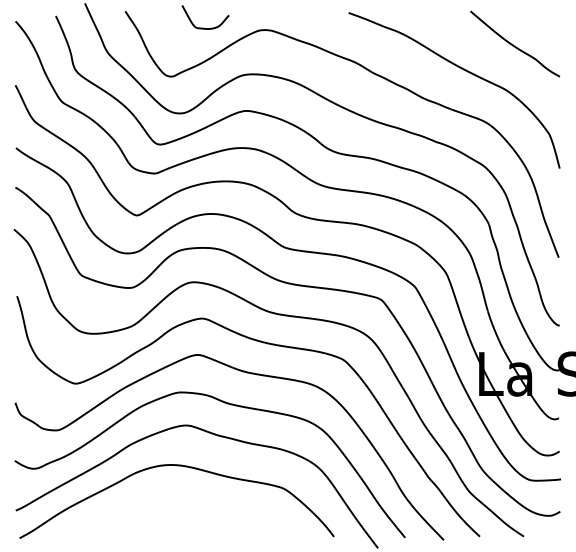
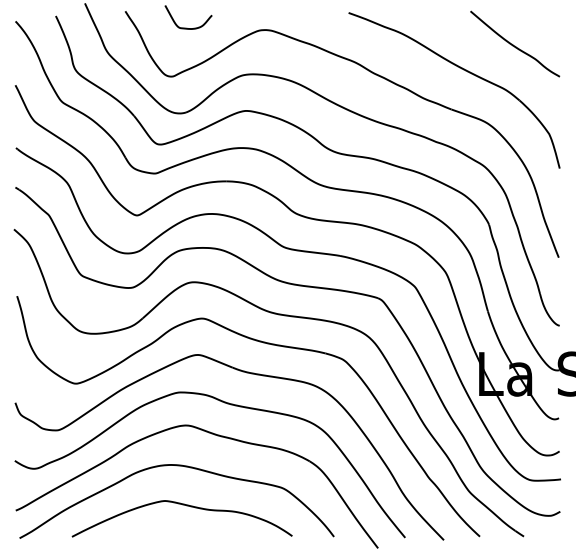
curve position: (204, 27) -> (187, 27) (187, 27)
curve: none -> present (186, 506)
